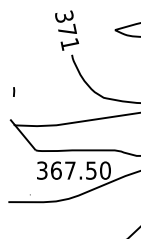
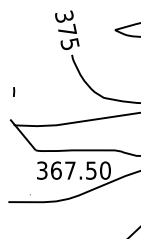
text: 371 -> 375 (69, 44)
